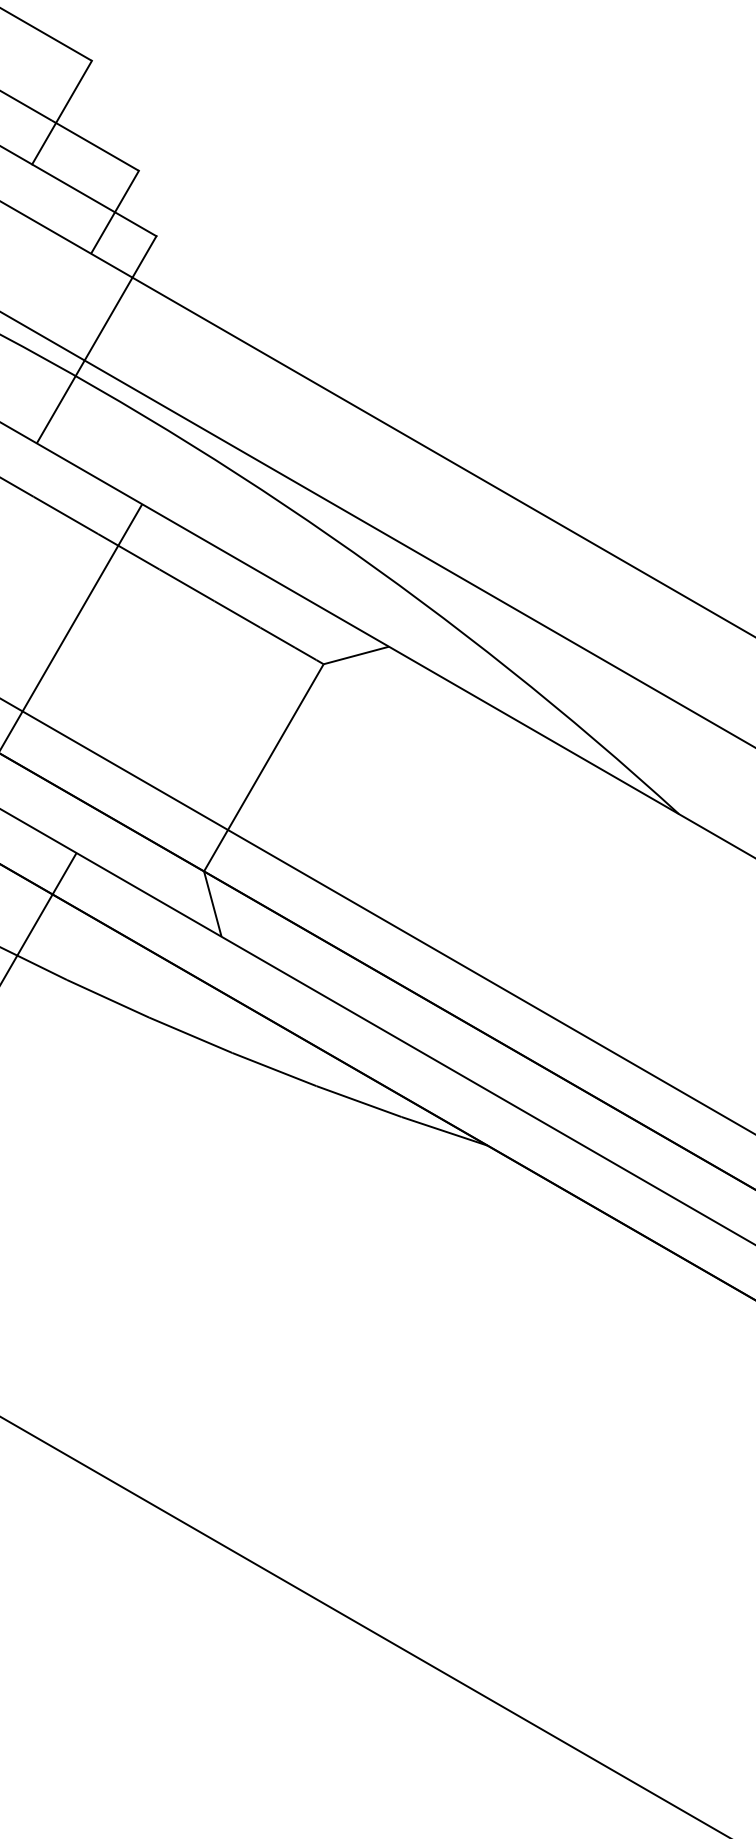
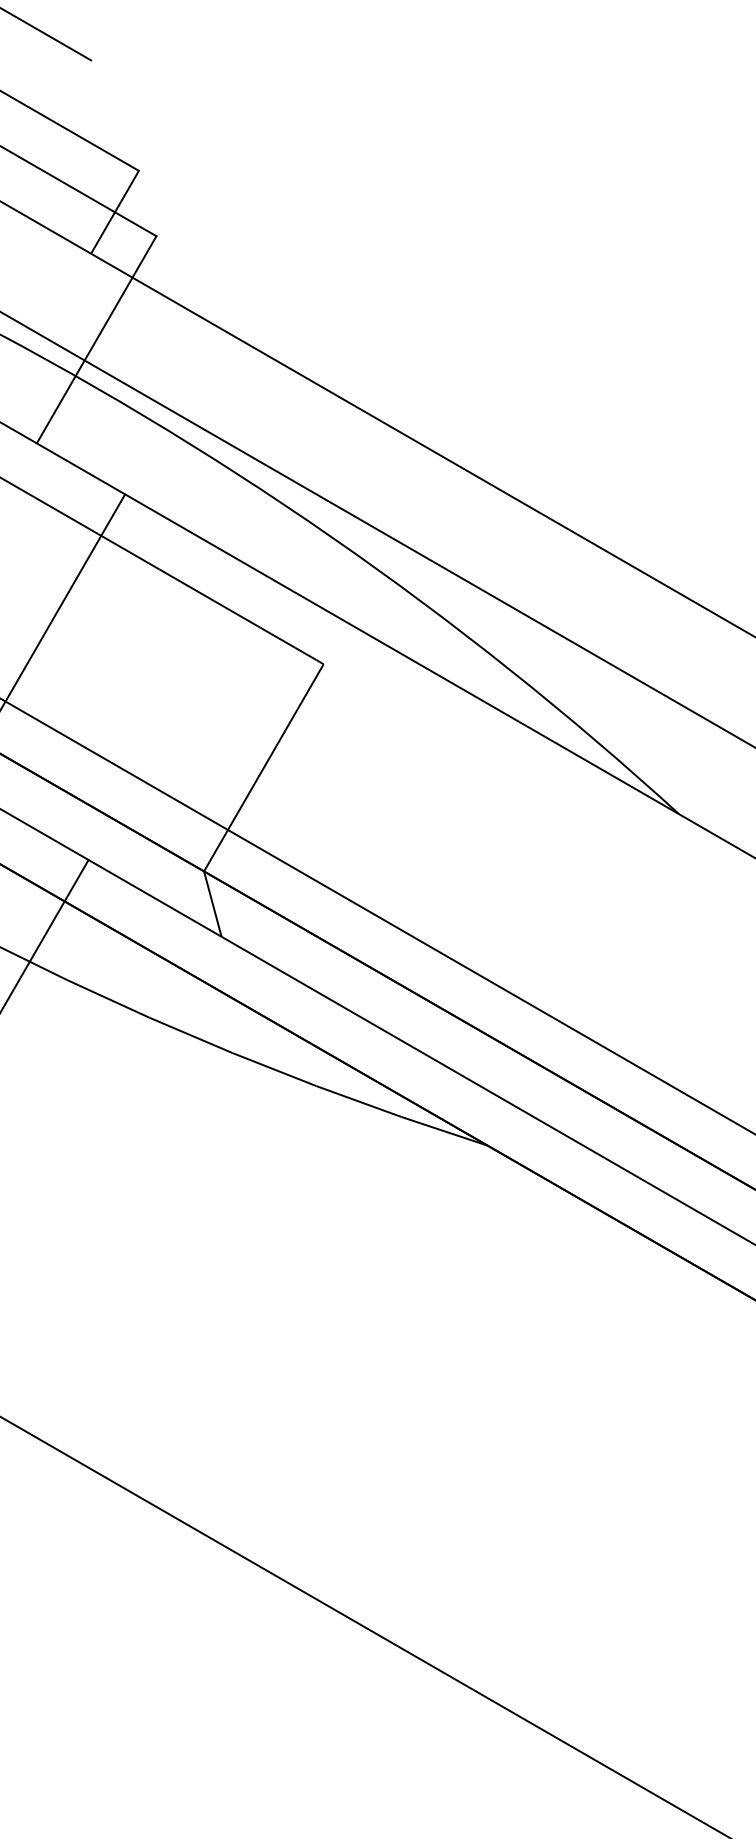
line: present -> none (61, 112)
line position: (72, 625) -> (63, 600) (63, 600)
line: present -> none (356, 655)
line position: (39, 917) -> (45, 934) (45, 934)
